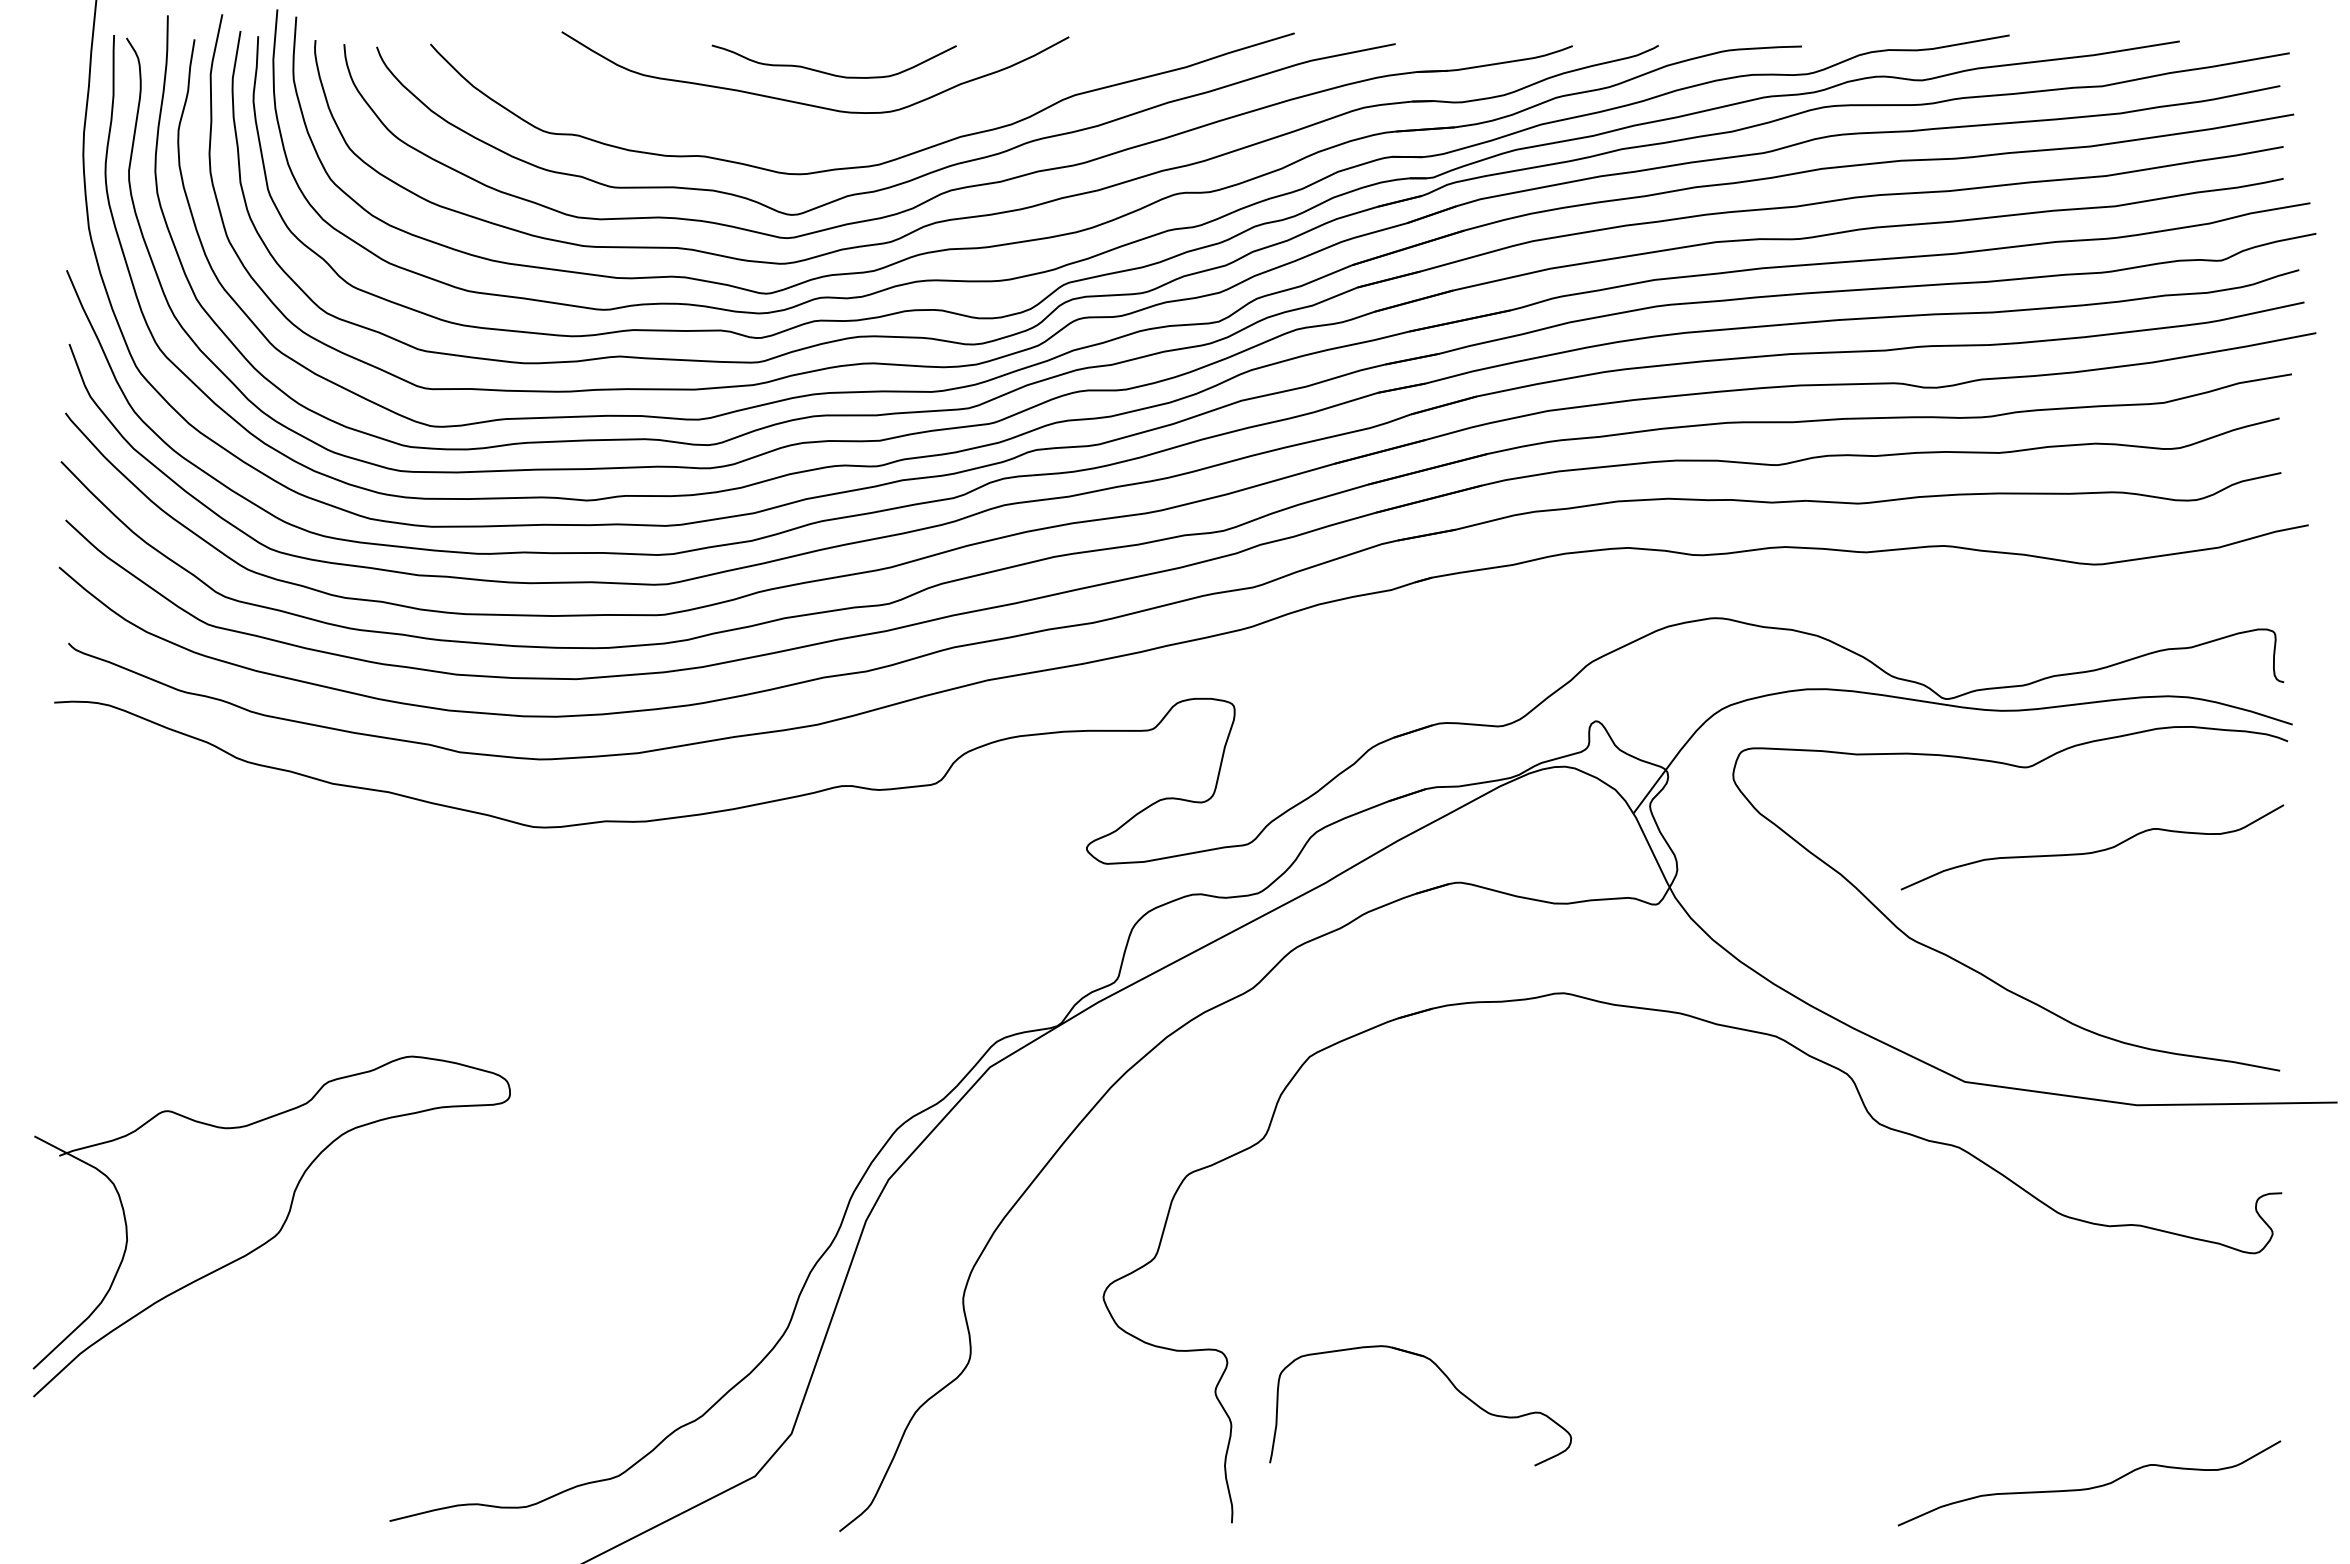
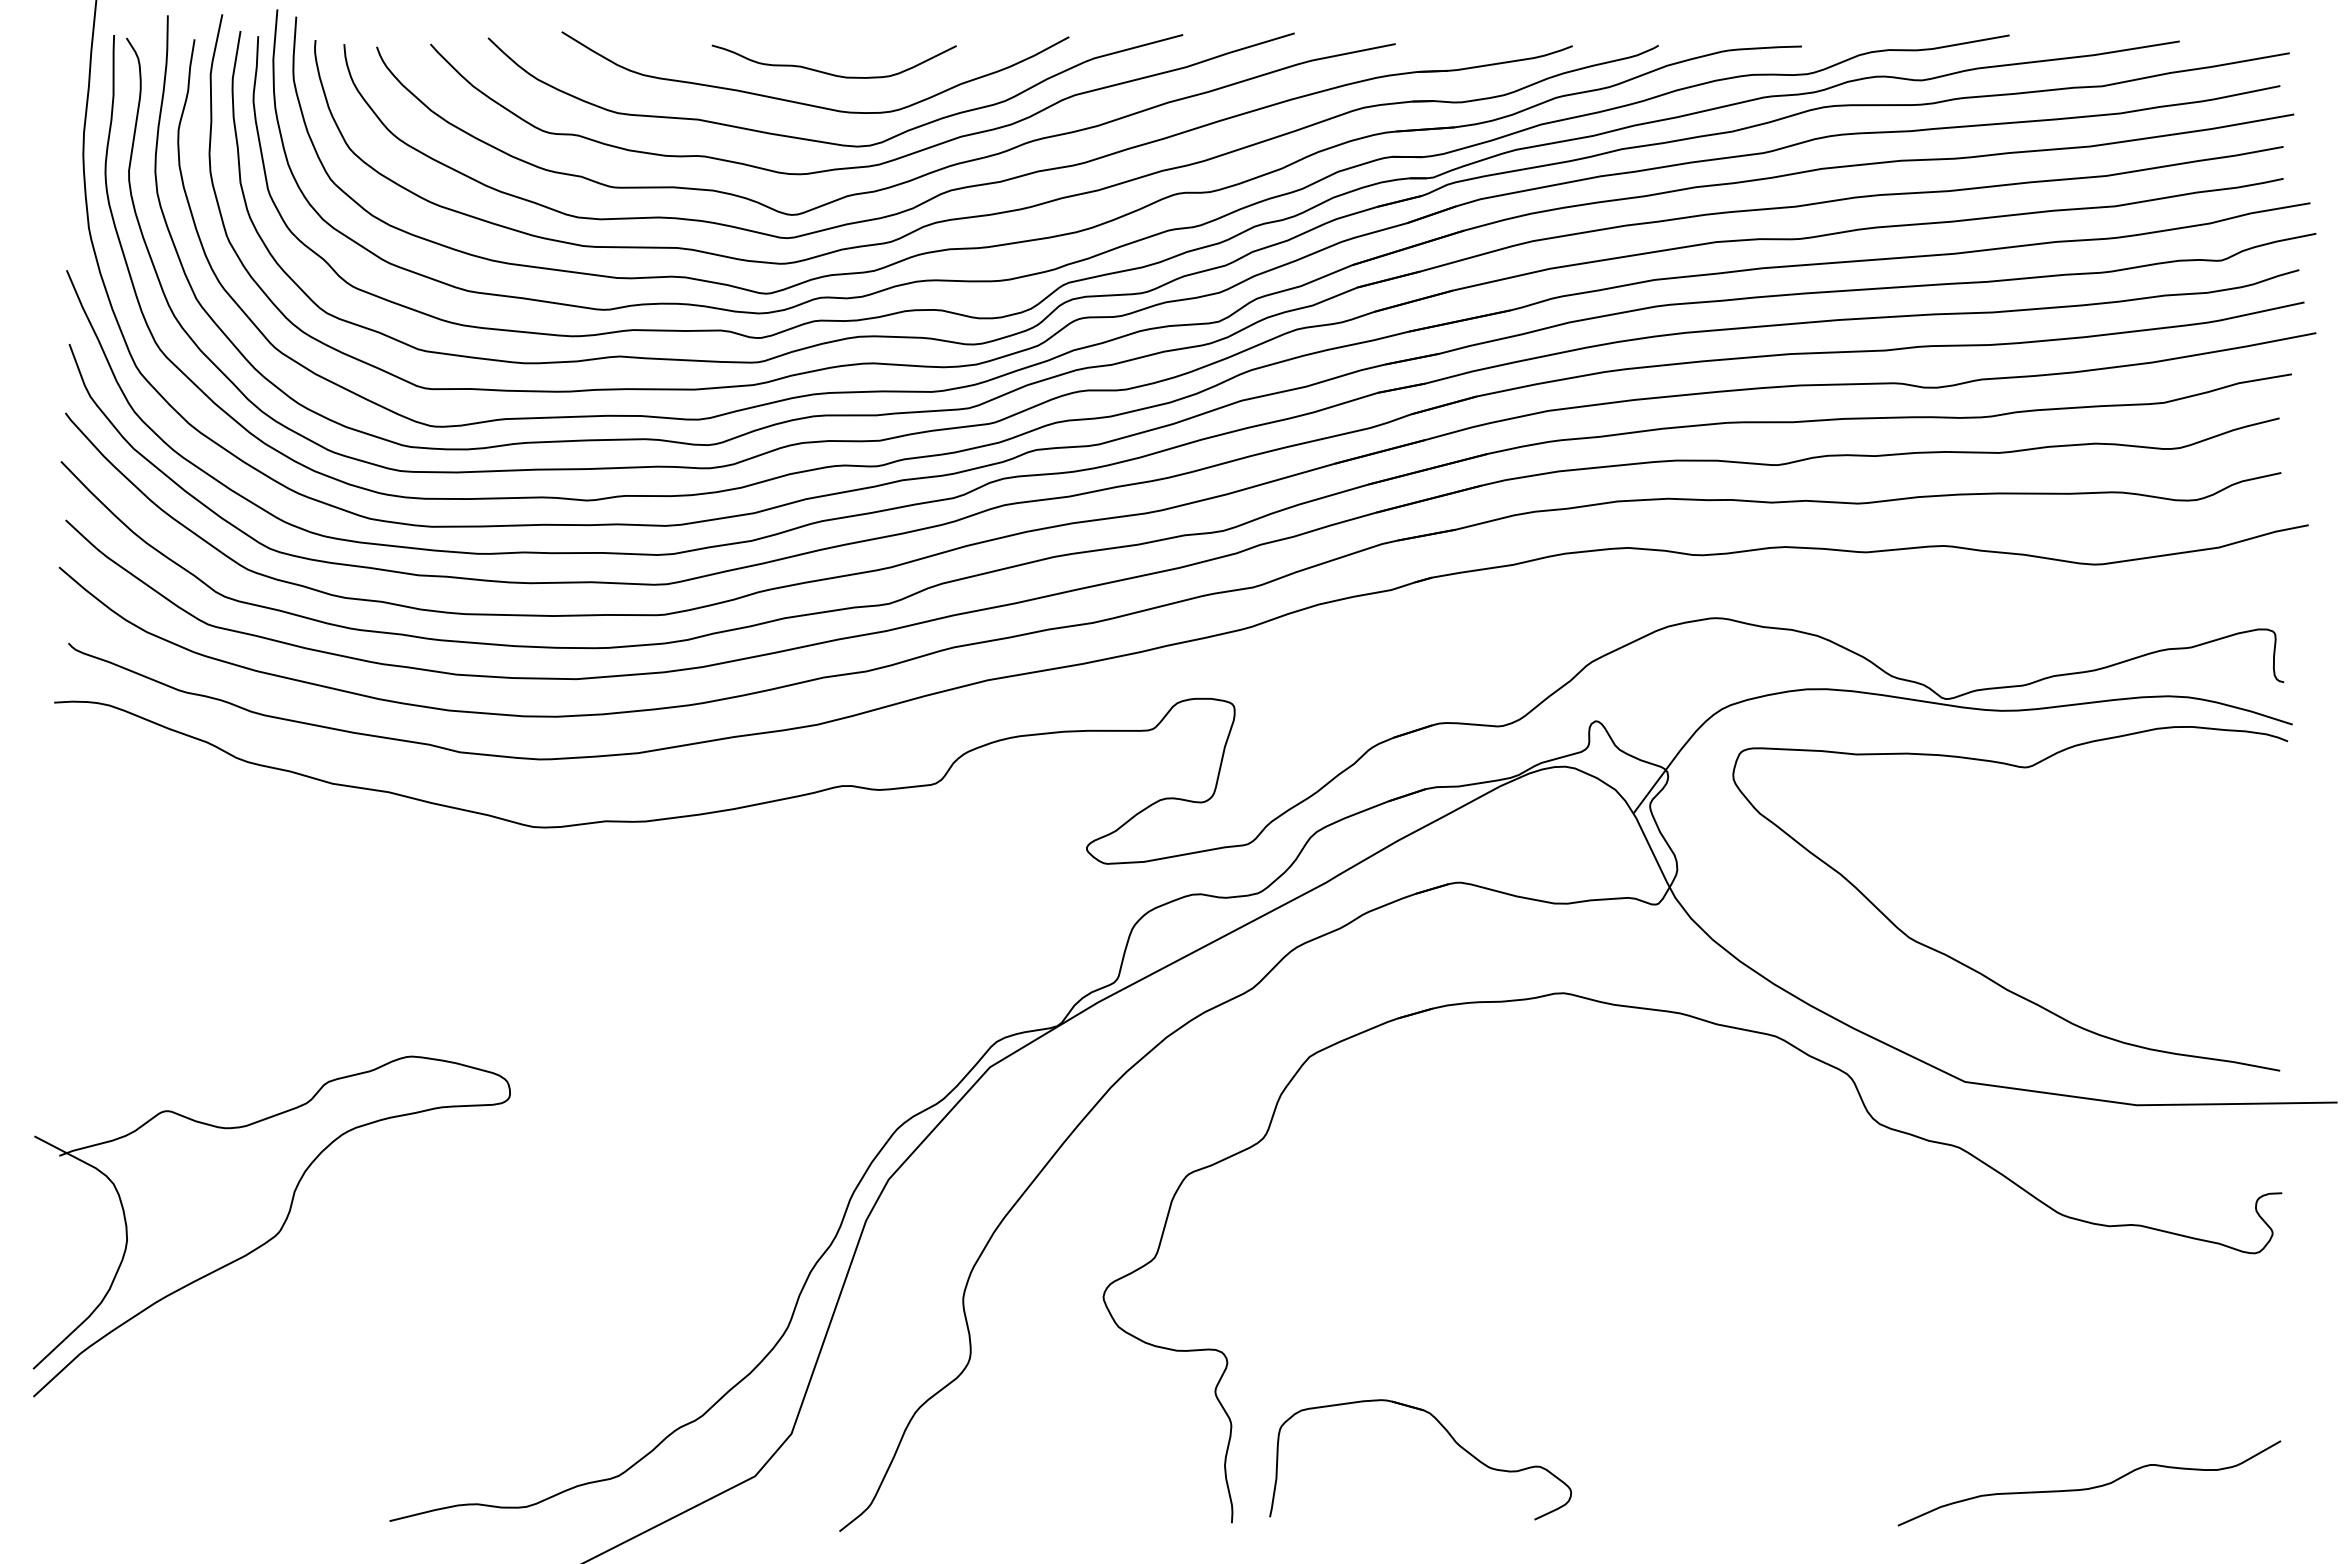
curve: none -> present (826, 141)
curve: present -> none (2092, 851)
part position: (1451, 1384) -> (1451, 1438) (1451, 1438)
